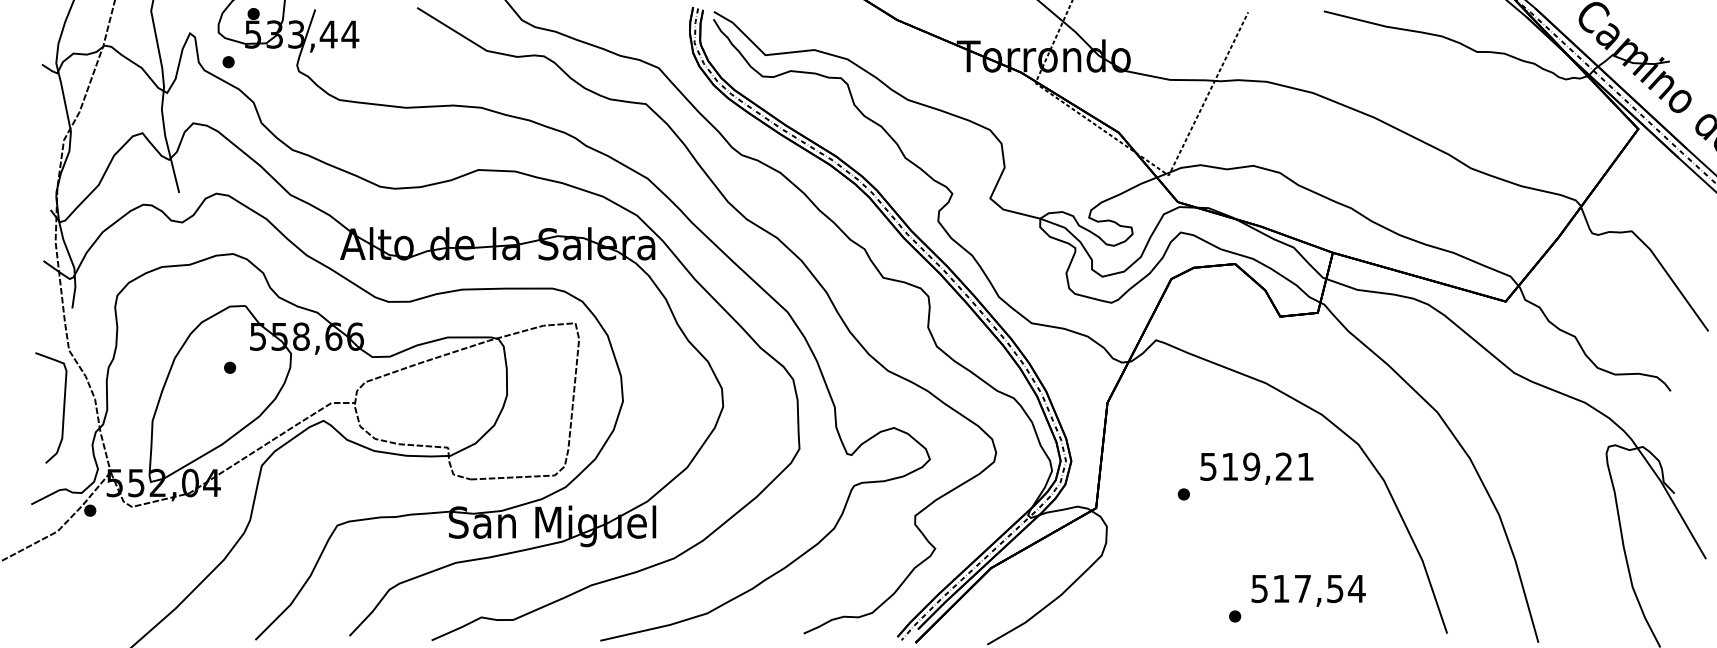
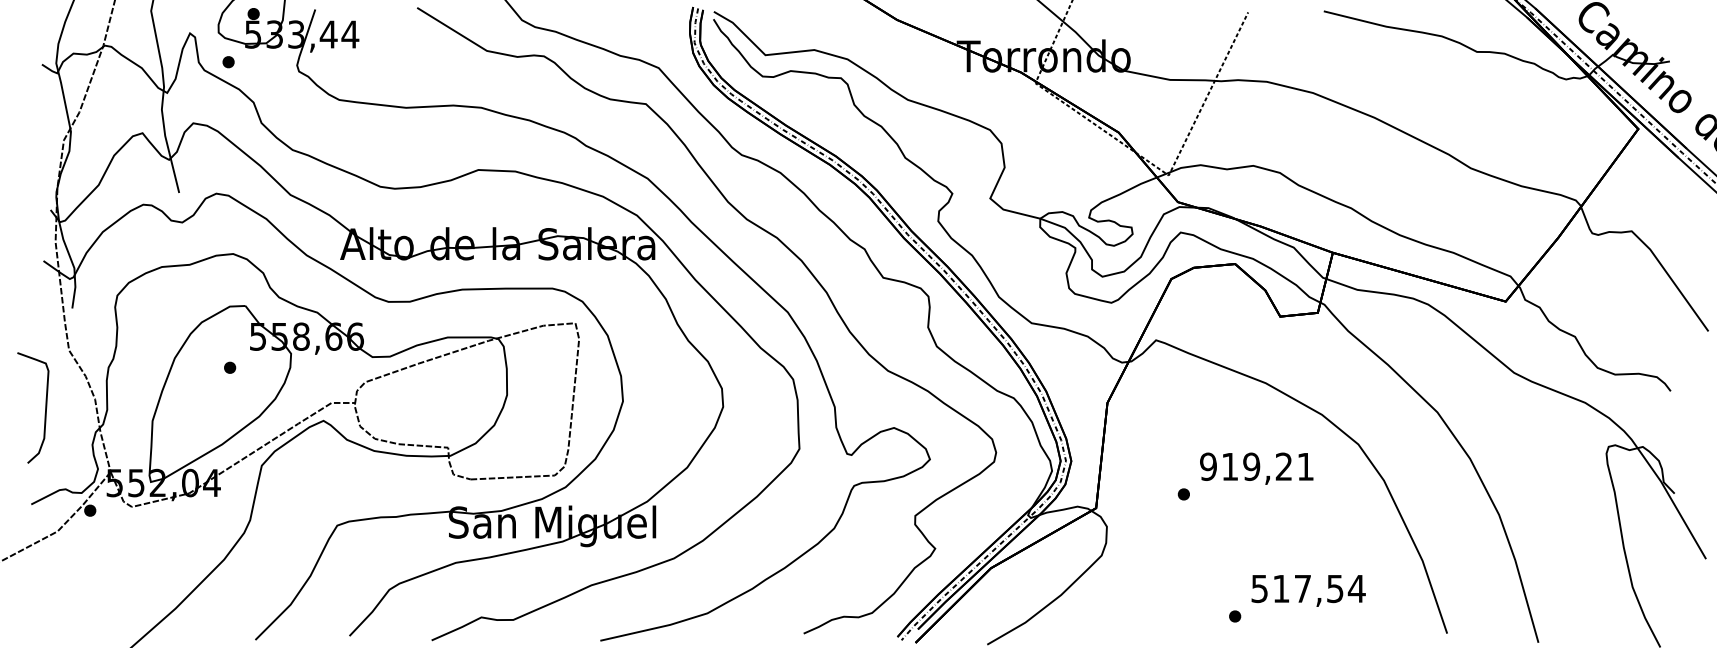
curve position: (63, 407) -> (45, 407) (45, 407)
text: 519,21 -> 919,21 (1208, 466)
